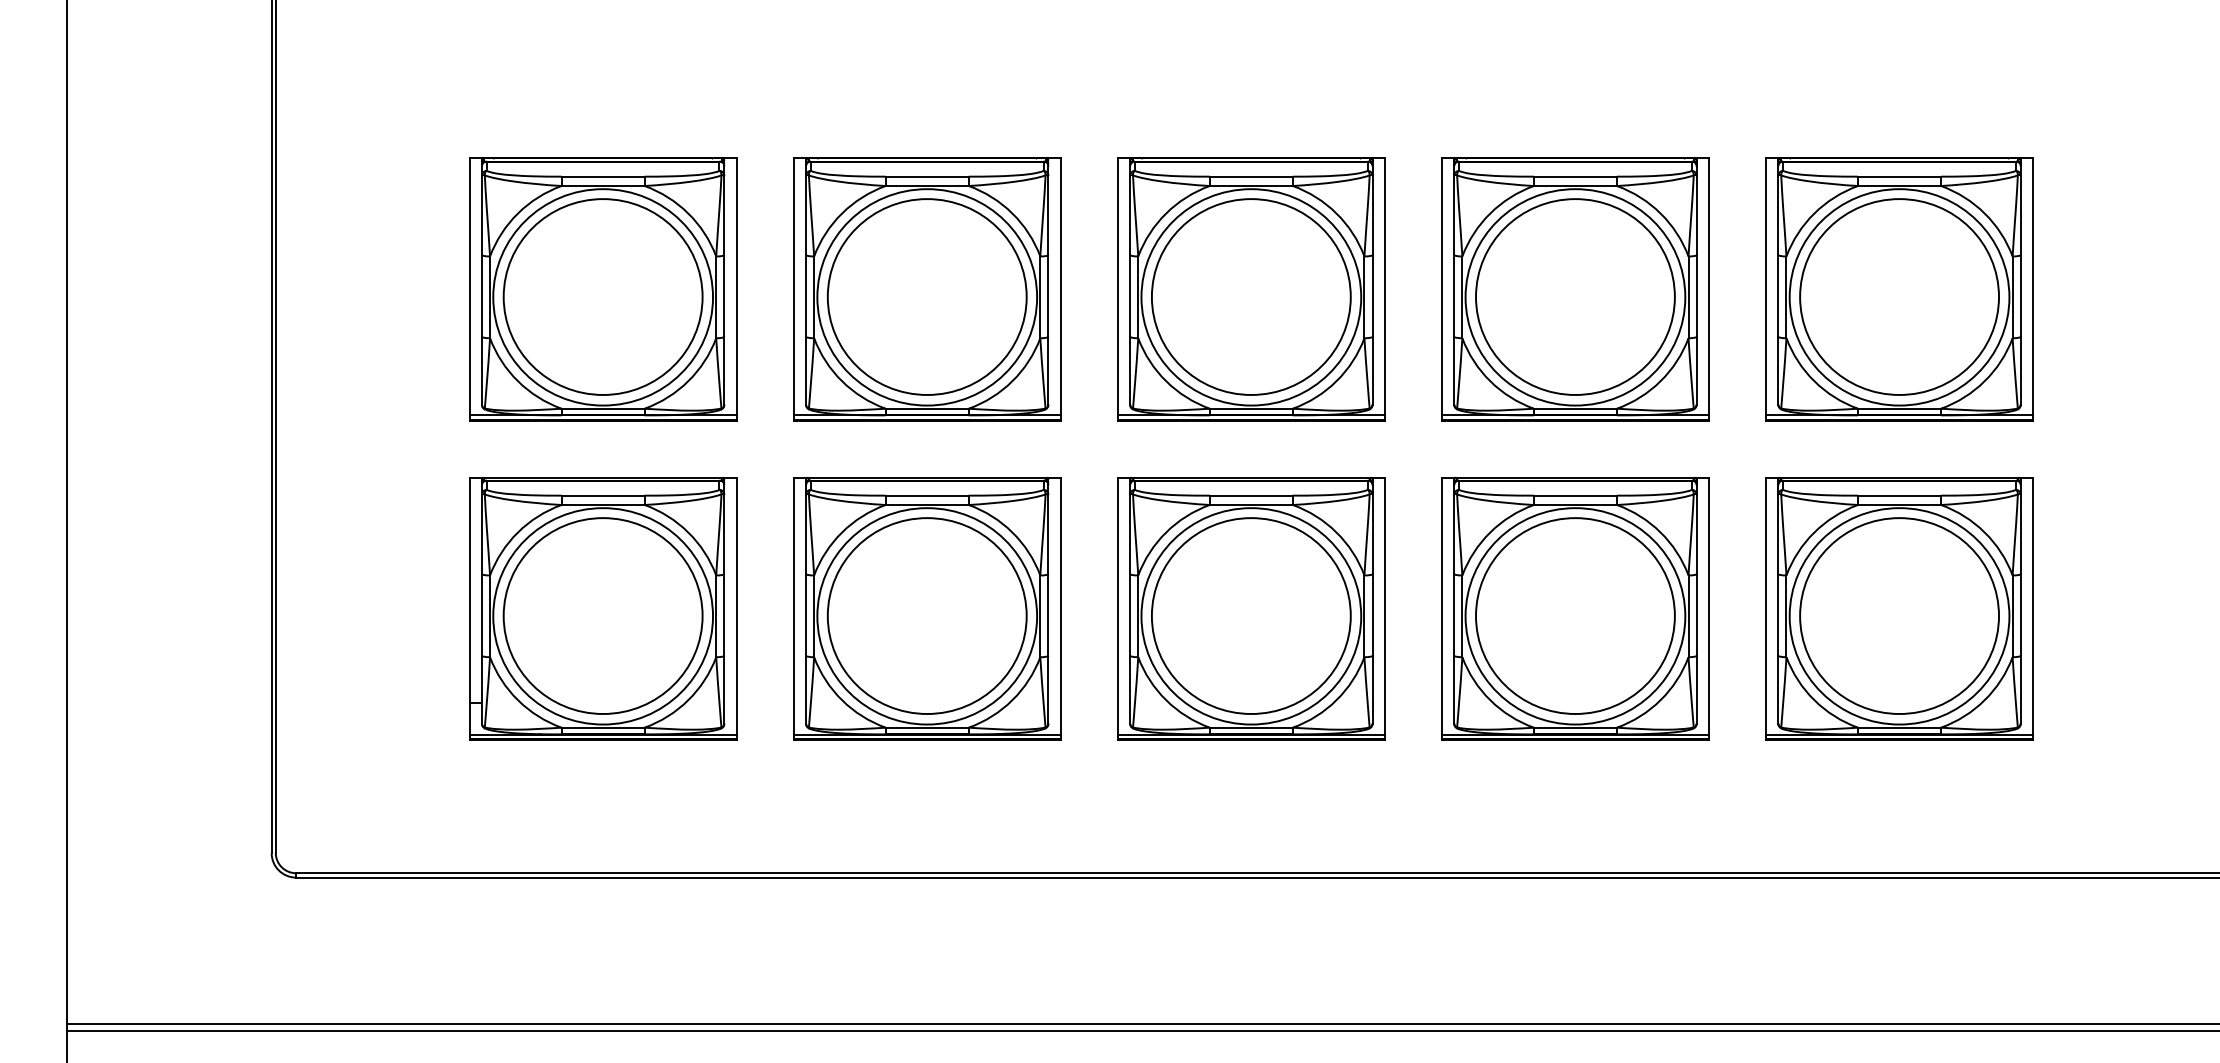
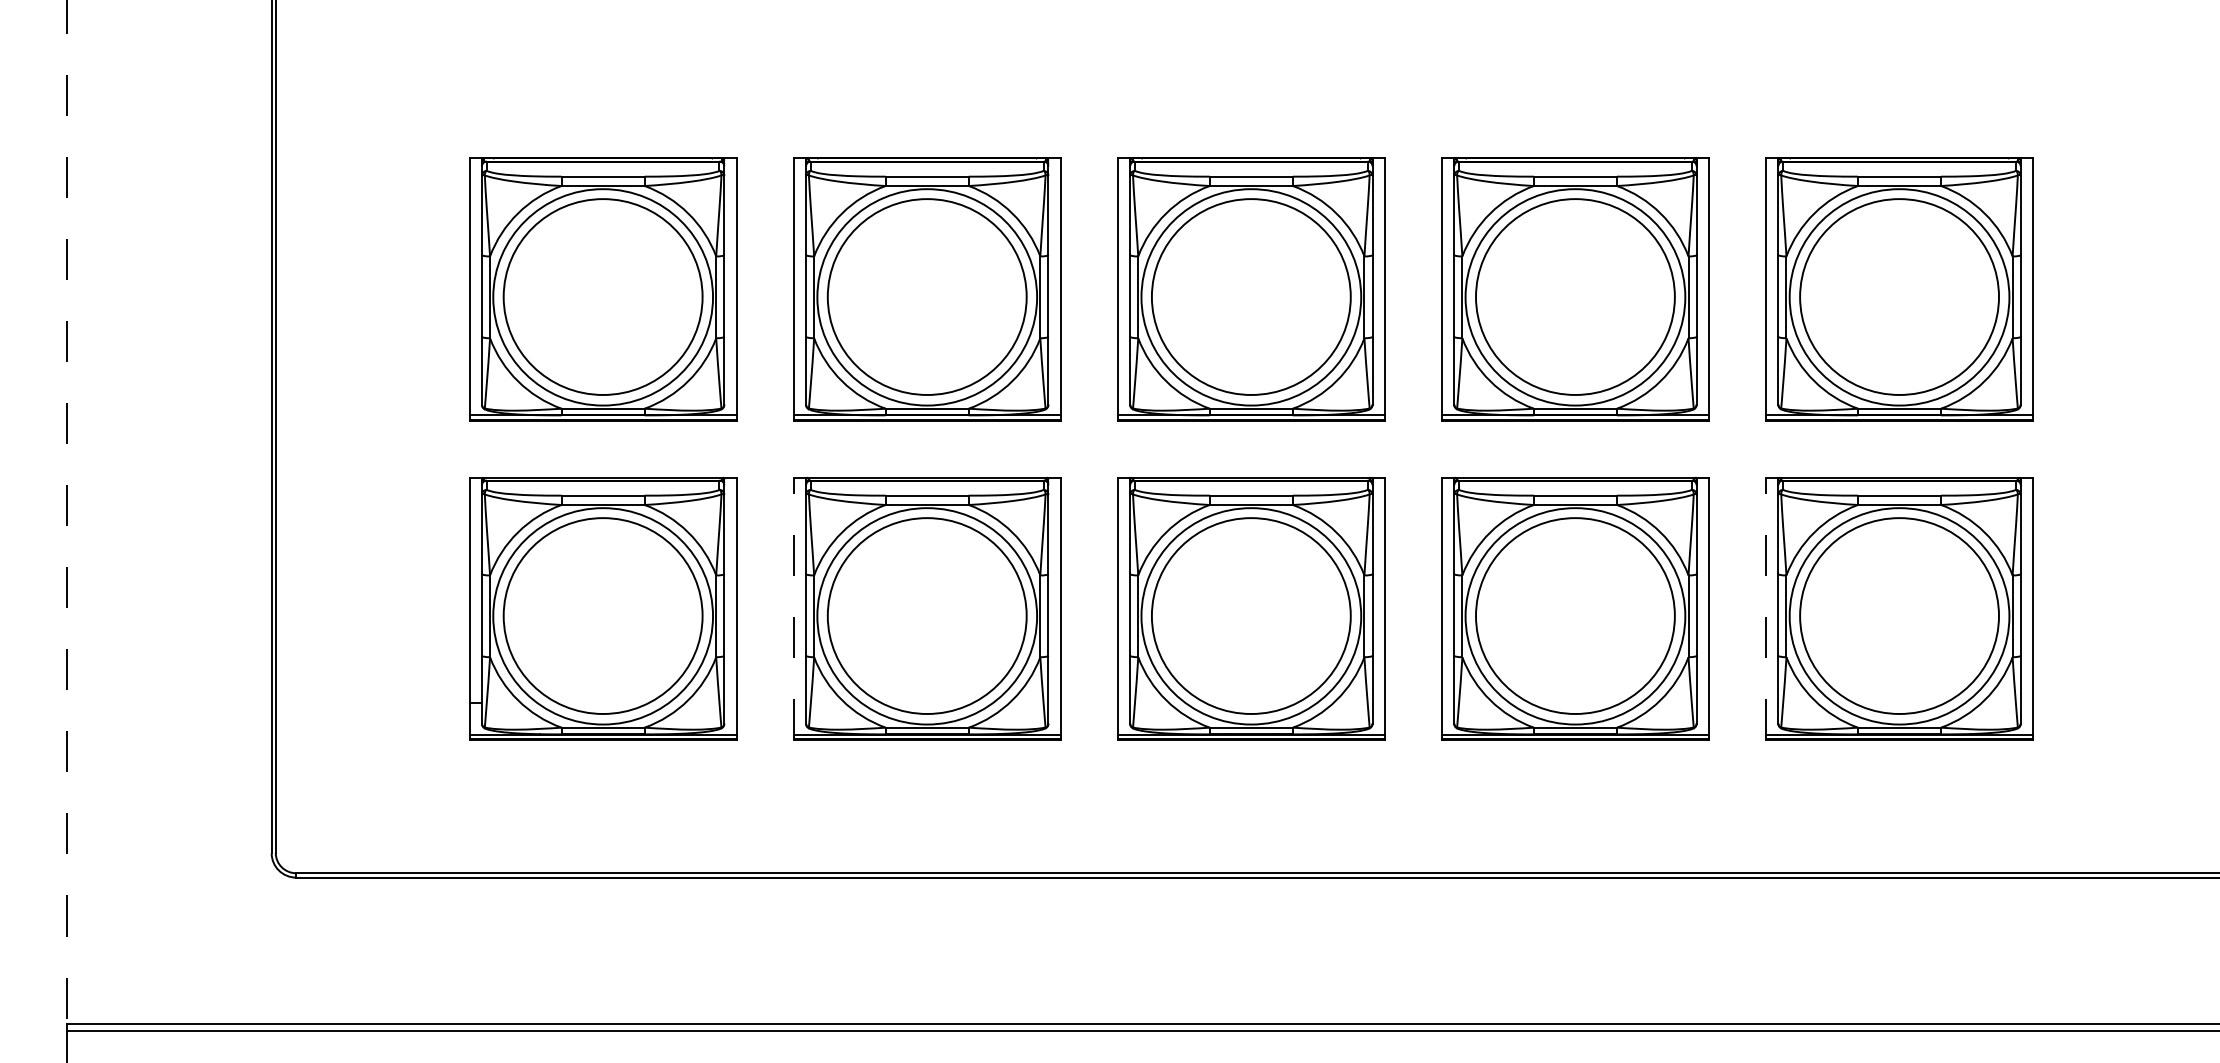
line: solid -> dashed (66, 512)
line: solid -> dashed (793, 608)
line: solid -> dashed (1766, 608)
